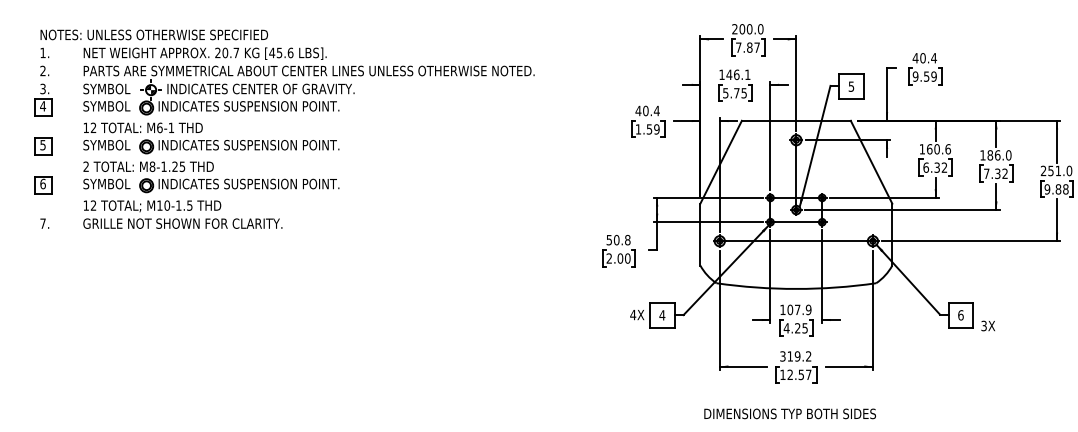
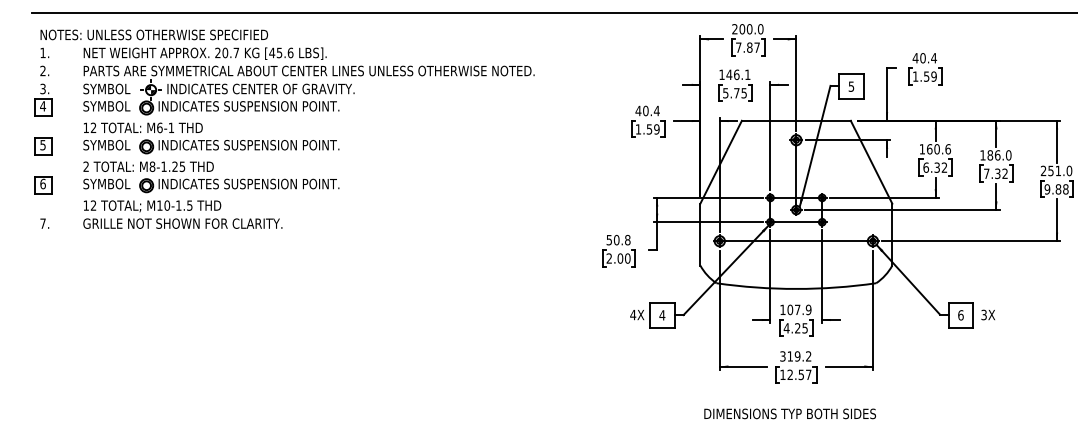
line: none -> present (553, 12)
text: 9.59 -> 1.59 (915, 76)
text position: (987, 325) -> (987, 314) (987, 314)
